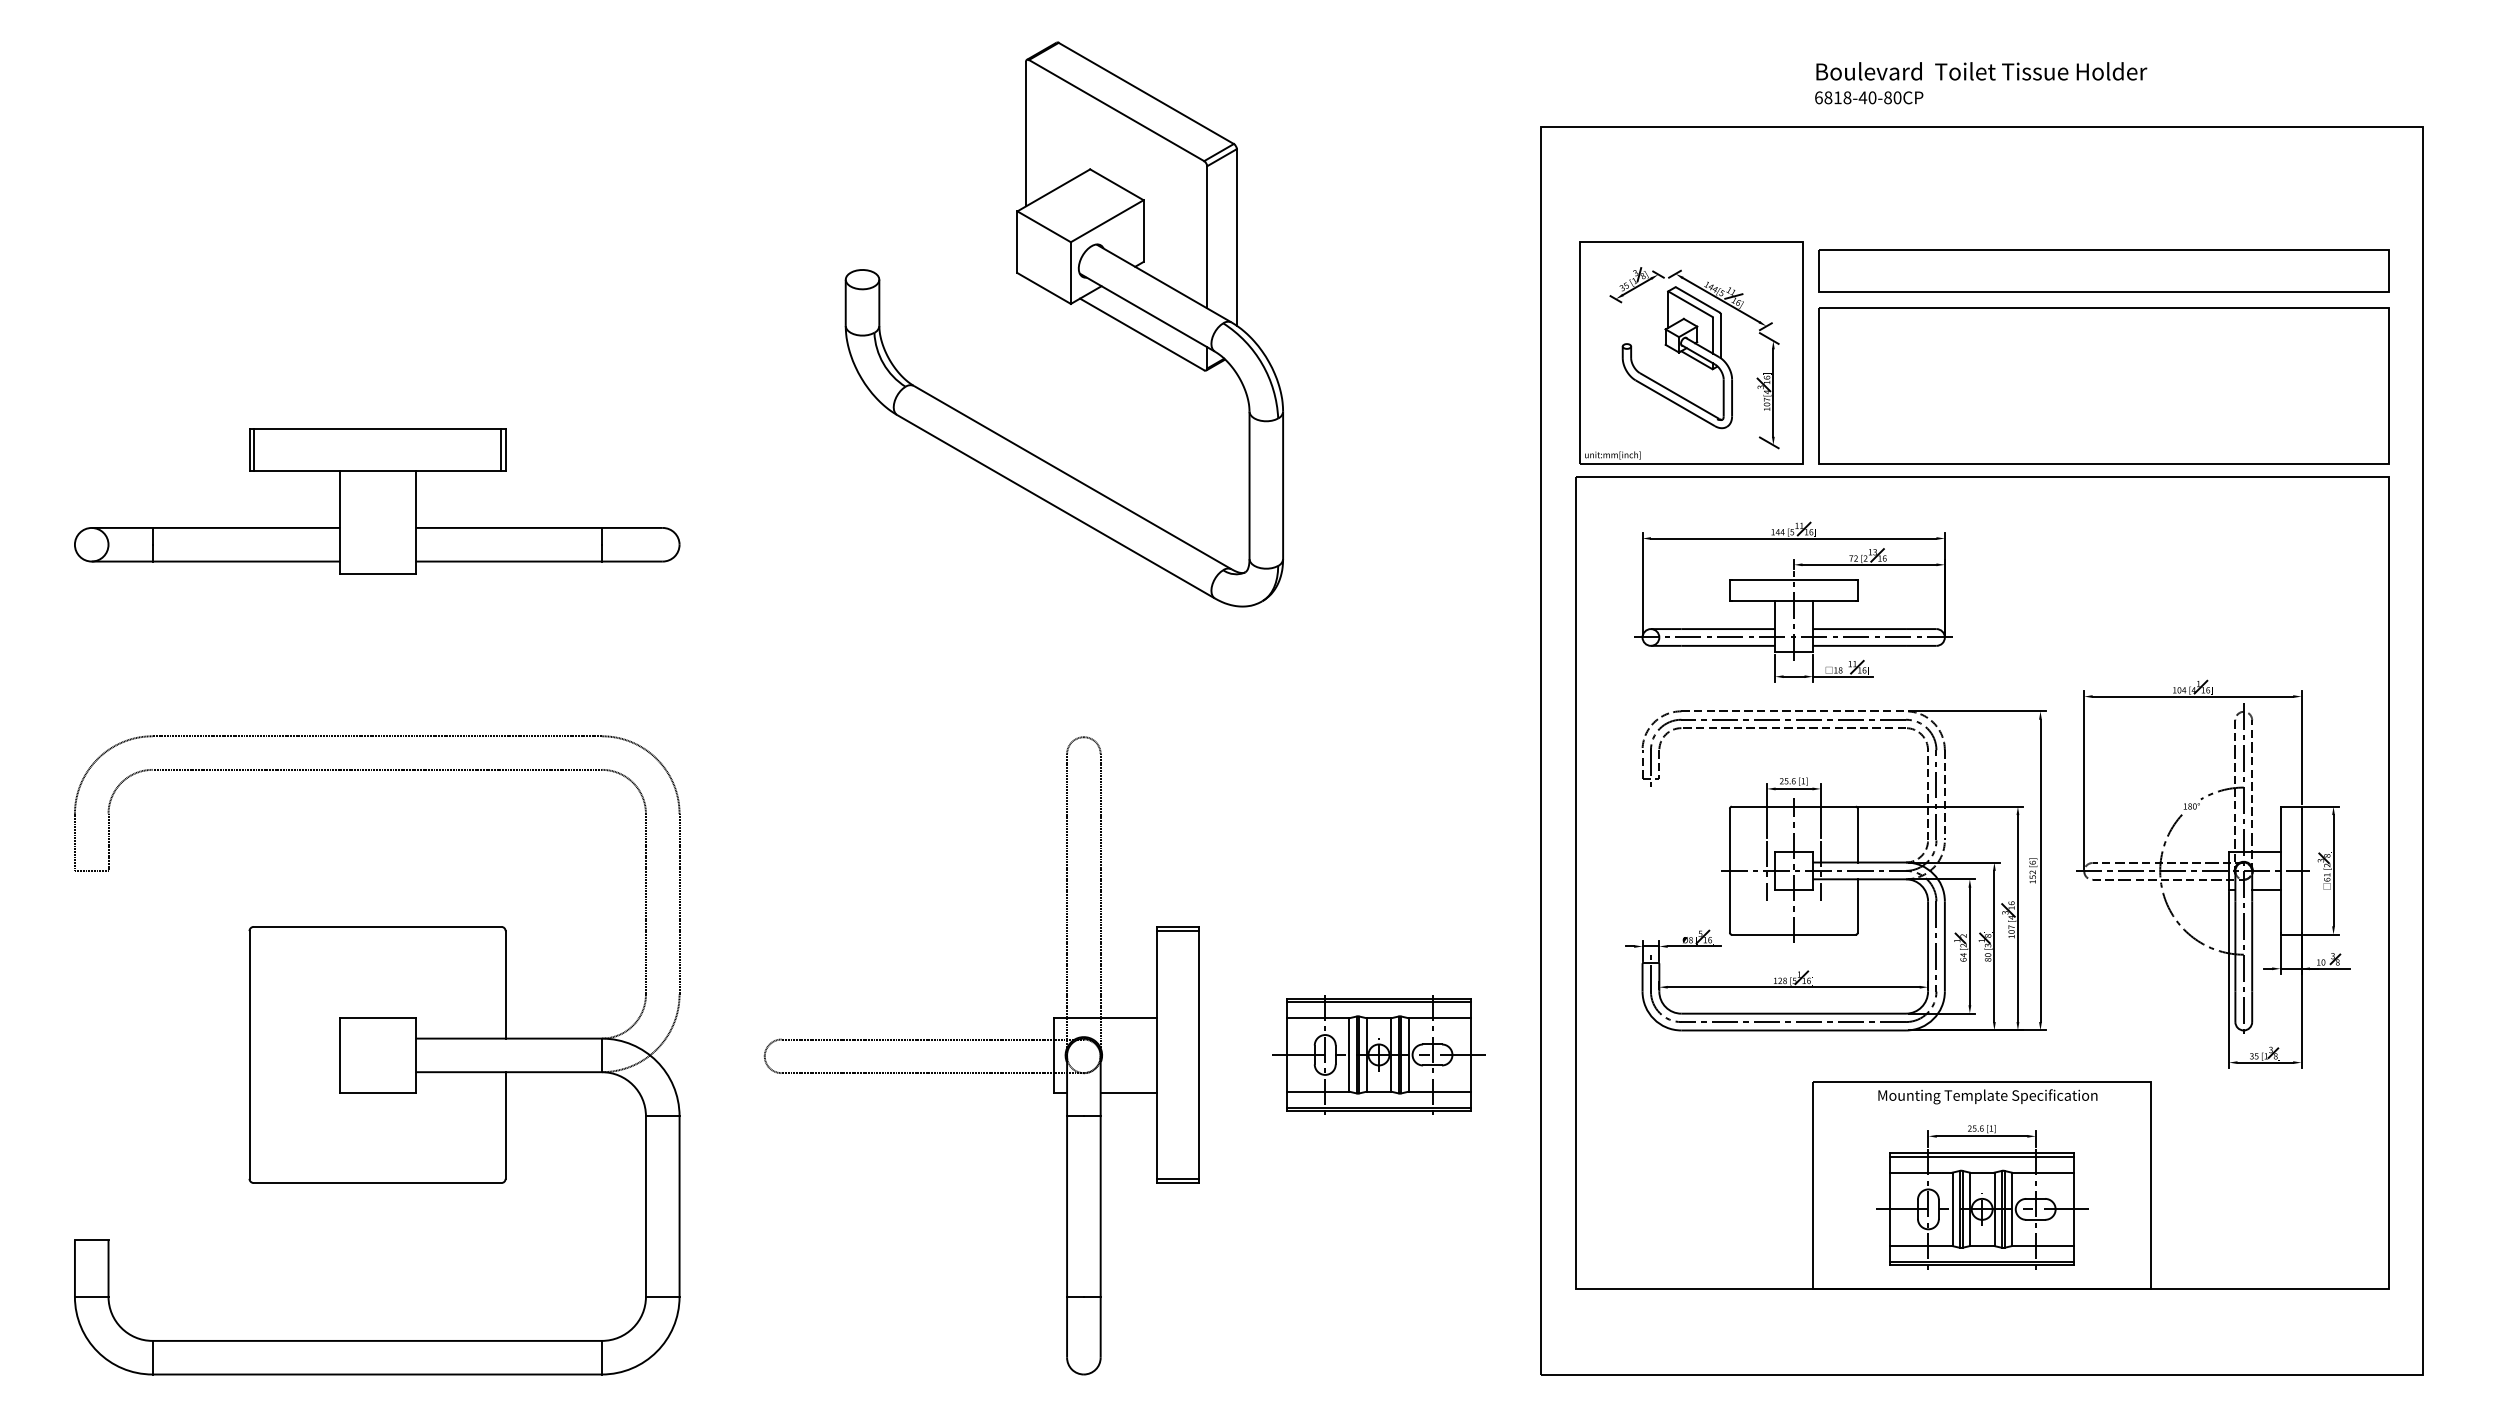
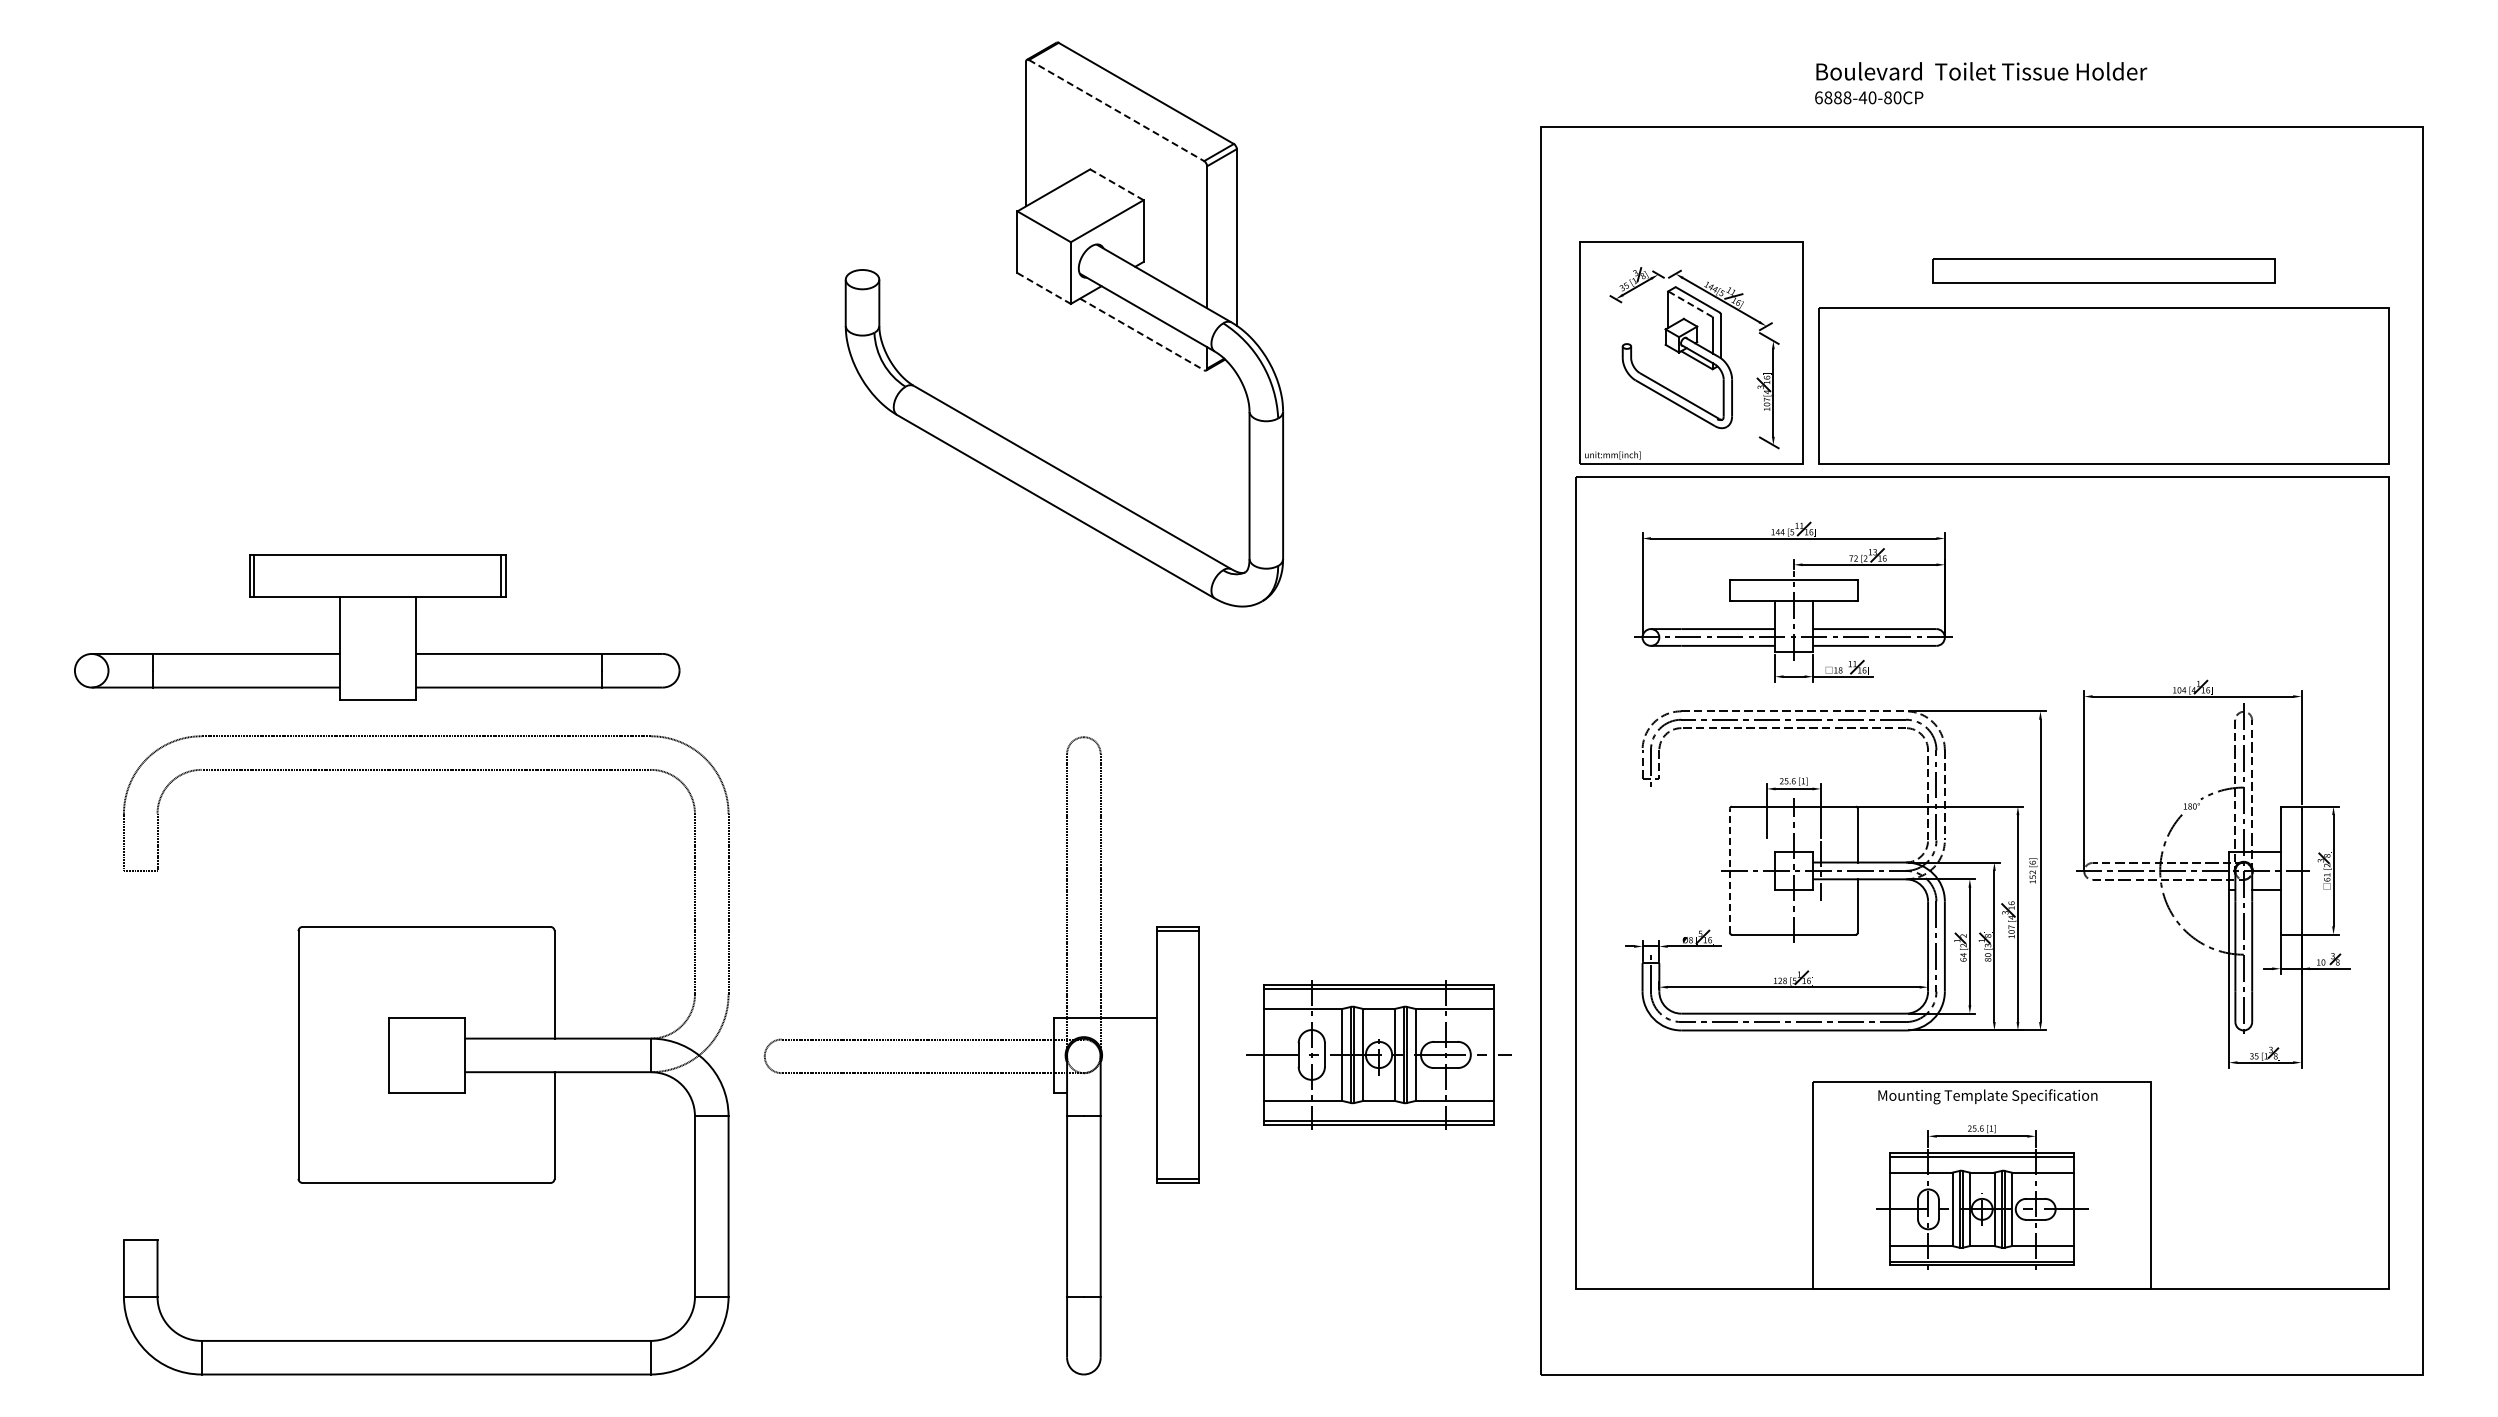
text: 6818-40-80CP -> 6888-40-80CP (1837, 97)
line: solid -> dashed (1117, 110)
line: solid -> dashed (1116, 184)
part size: 572x44 px -> 344x26 px (2103, 270)
line: solid -> dashed (1044, 288)
line: solid -> dashed (1690, 304)
line: solid -> dashed (1142, 334)
part position: (377, 501) -> (377, 627) (377, 627)
line: solid -> dashed (1729, 870)
line: present -> none (1767, 870)
part size: 214x120 px -> 266x150 px (1378, 1054)
part position: (377, 1055) -> (426, 1055) (426, 1055)
line: present -> none (1128, 1093)
